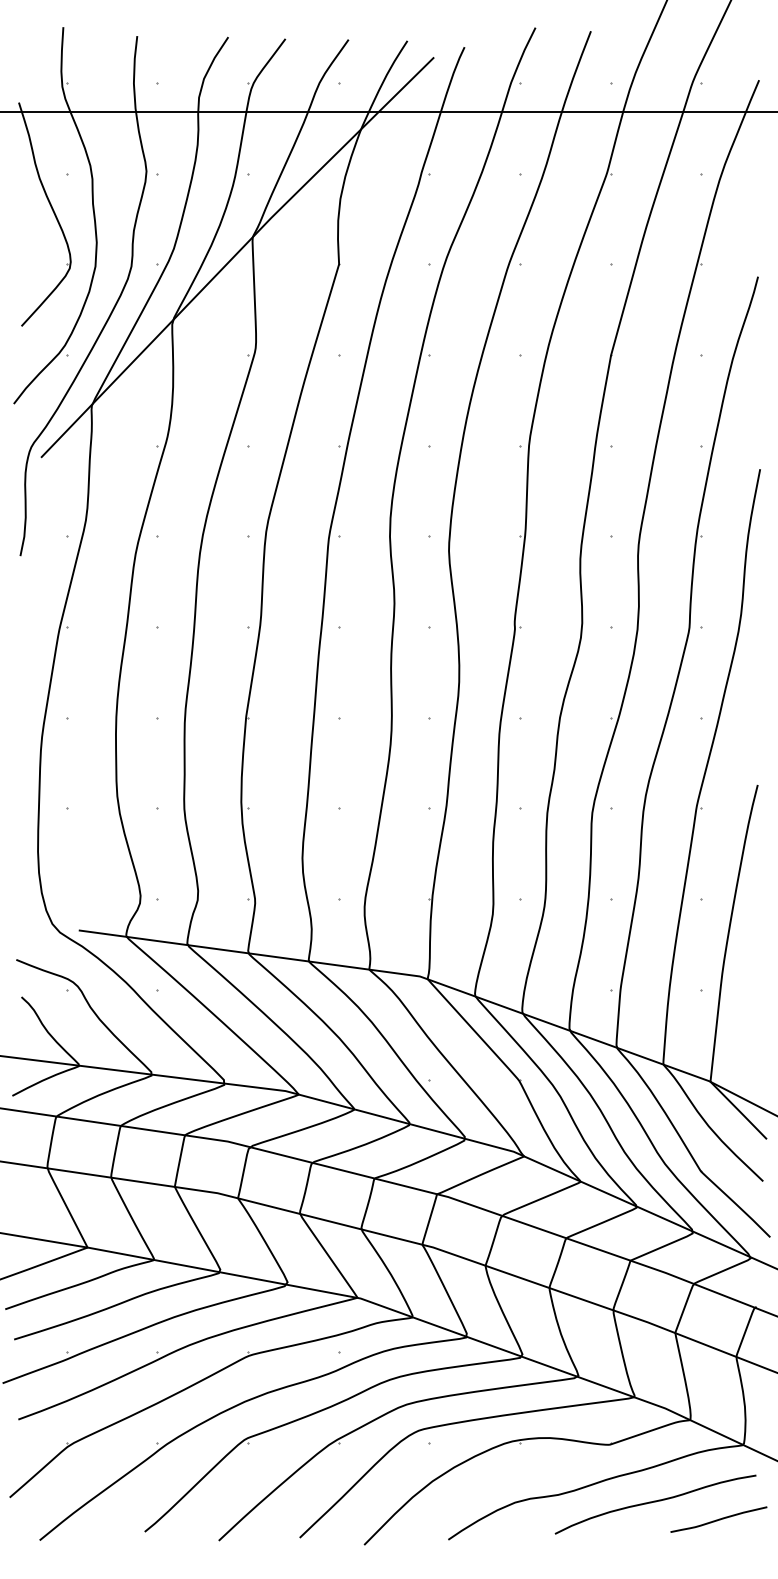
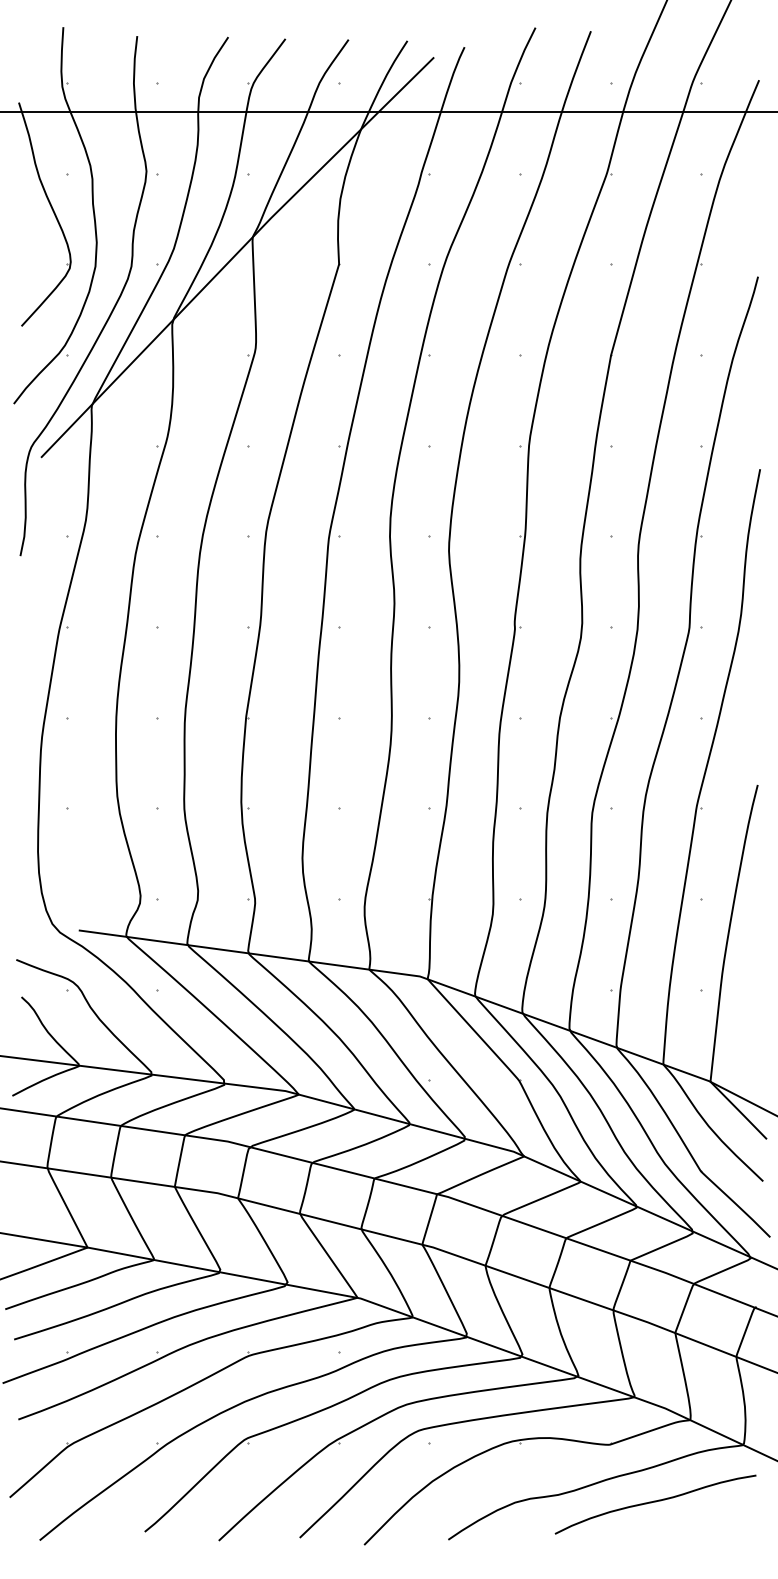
curve: present -> none (718, 1519)
